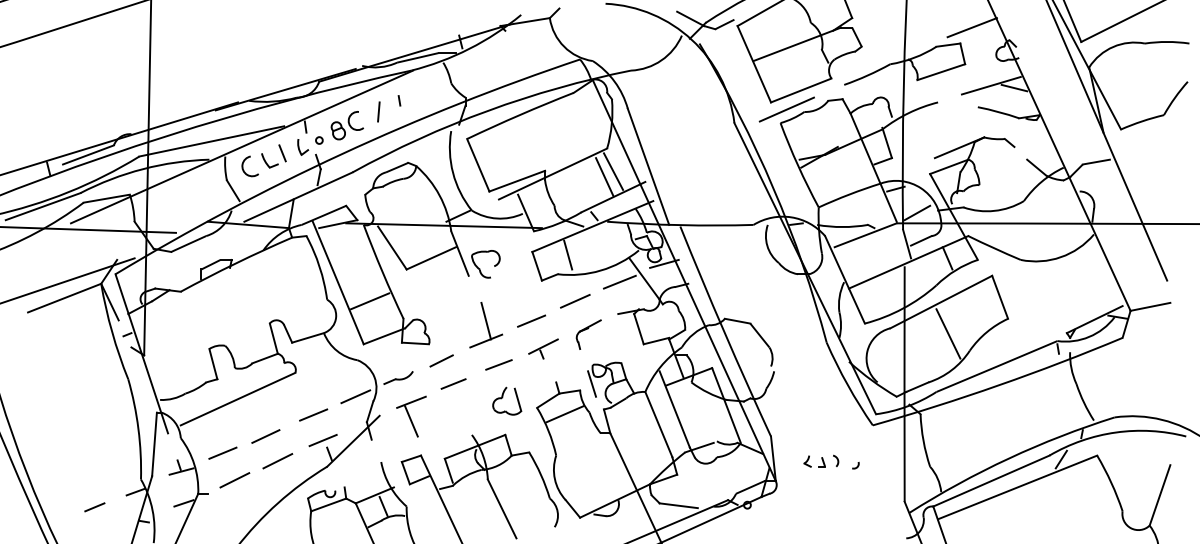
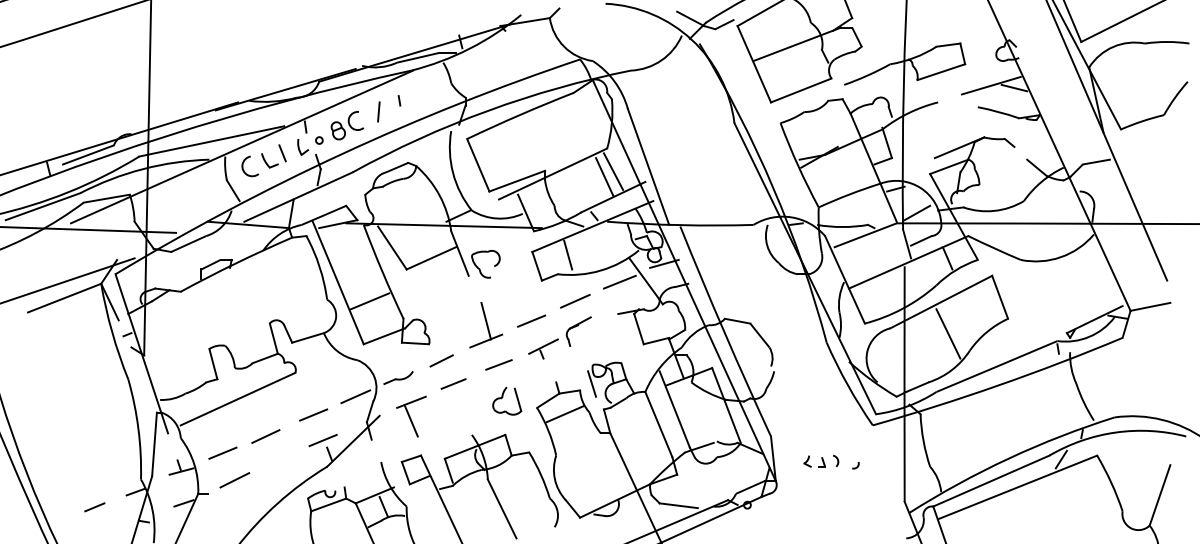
line: present -> none (971, 27)
line: present -> none (786, 109)
part position: (588, 334) -> (578, 331) (578, 331)
line: present -> none (277, 461)
